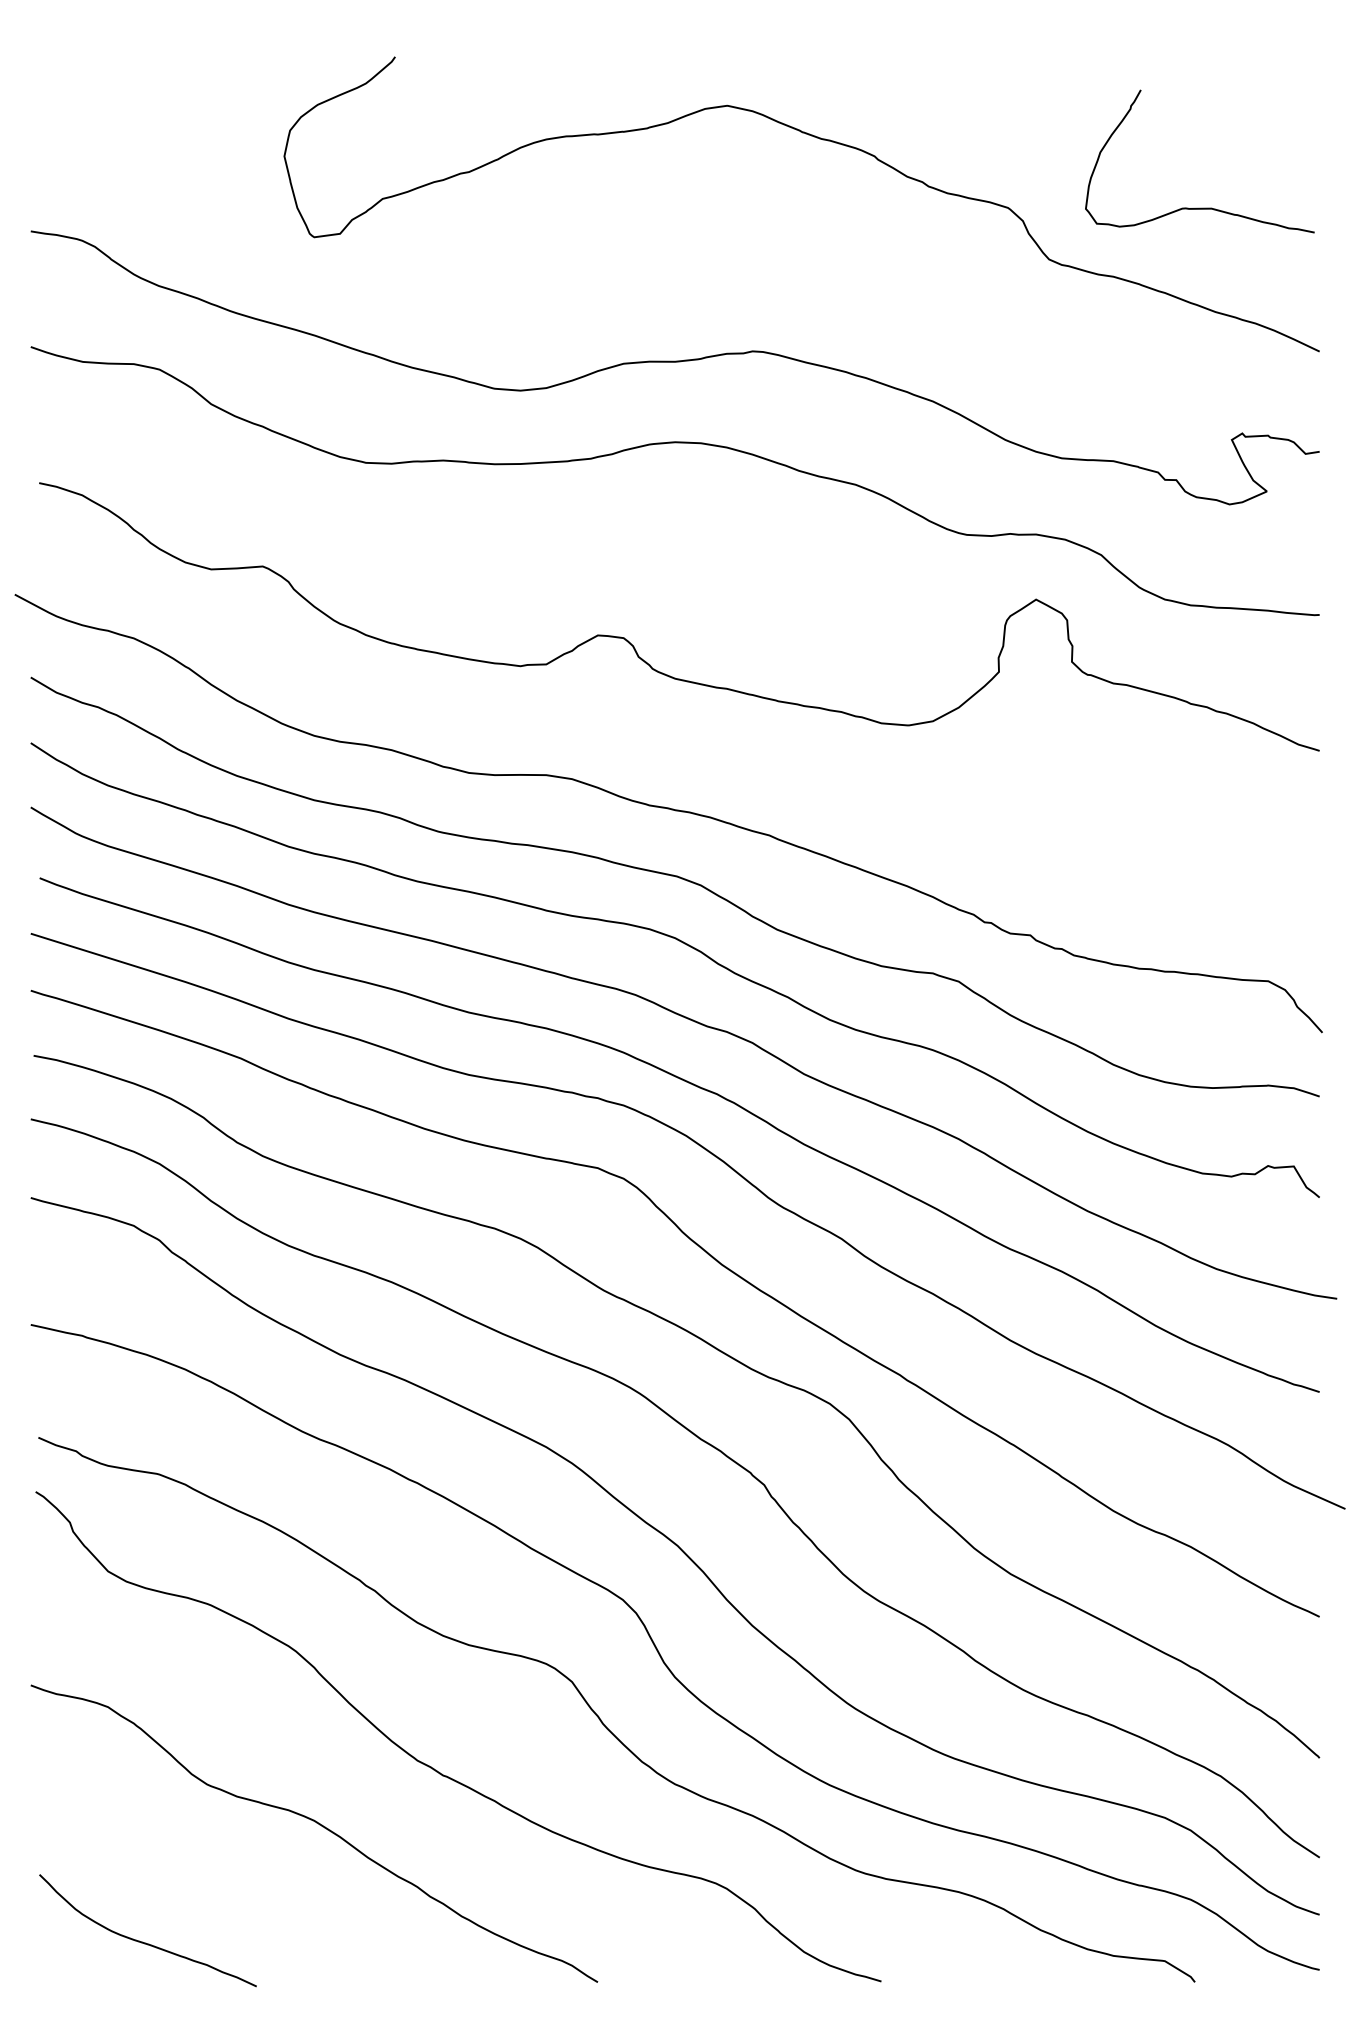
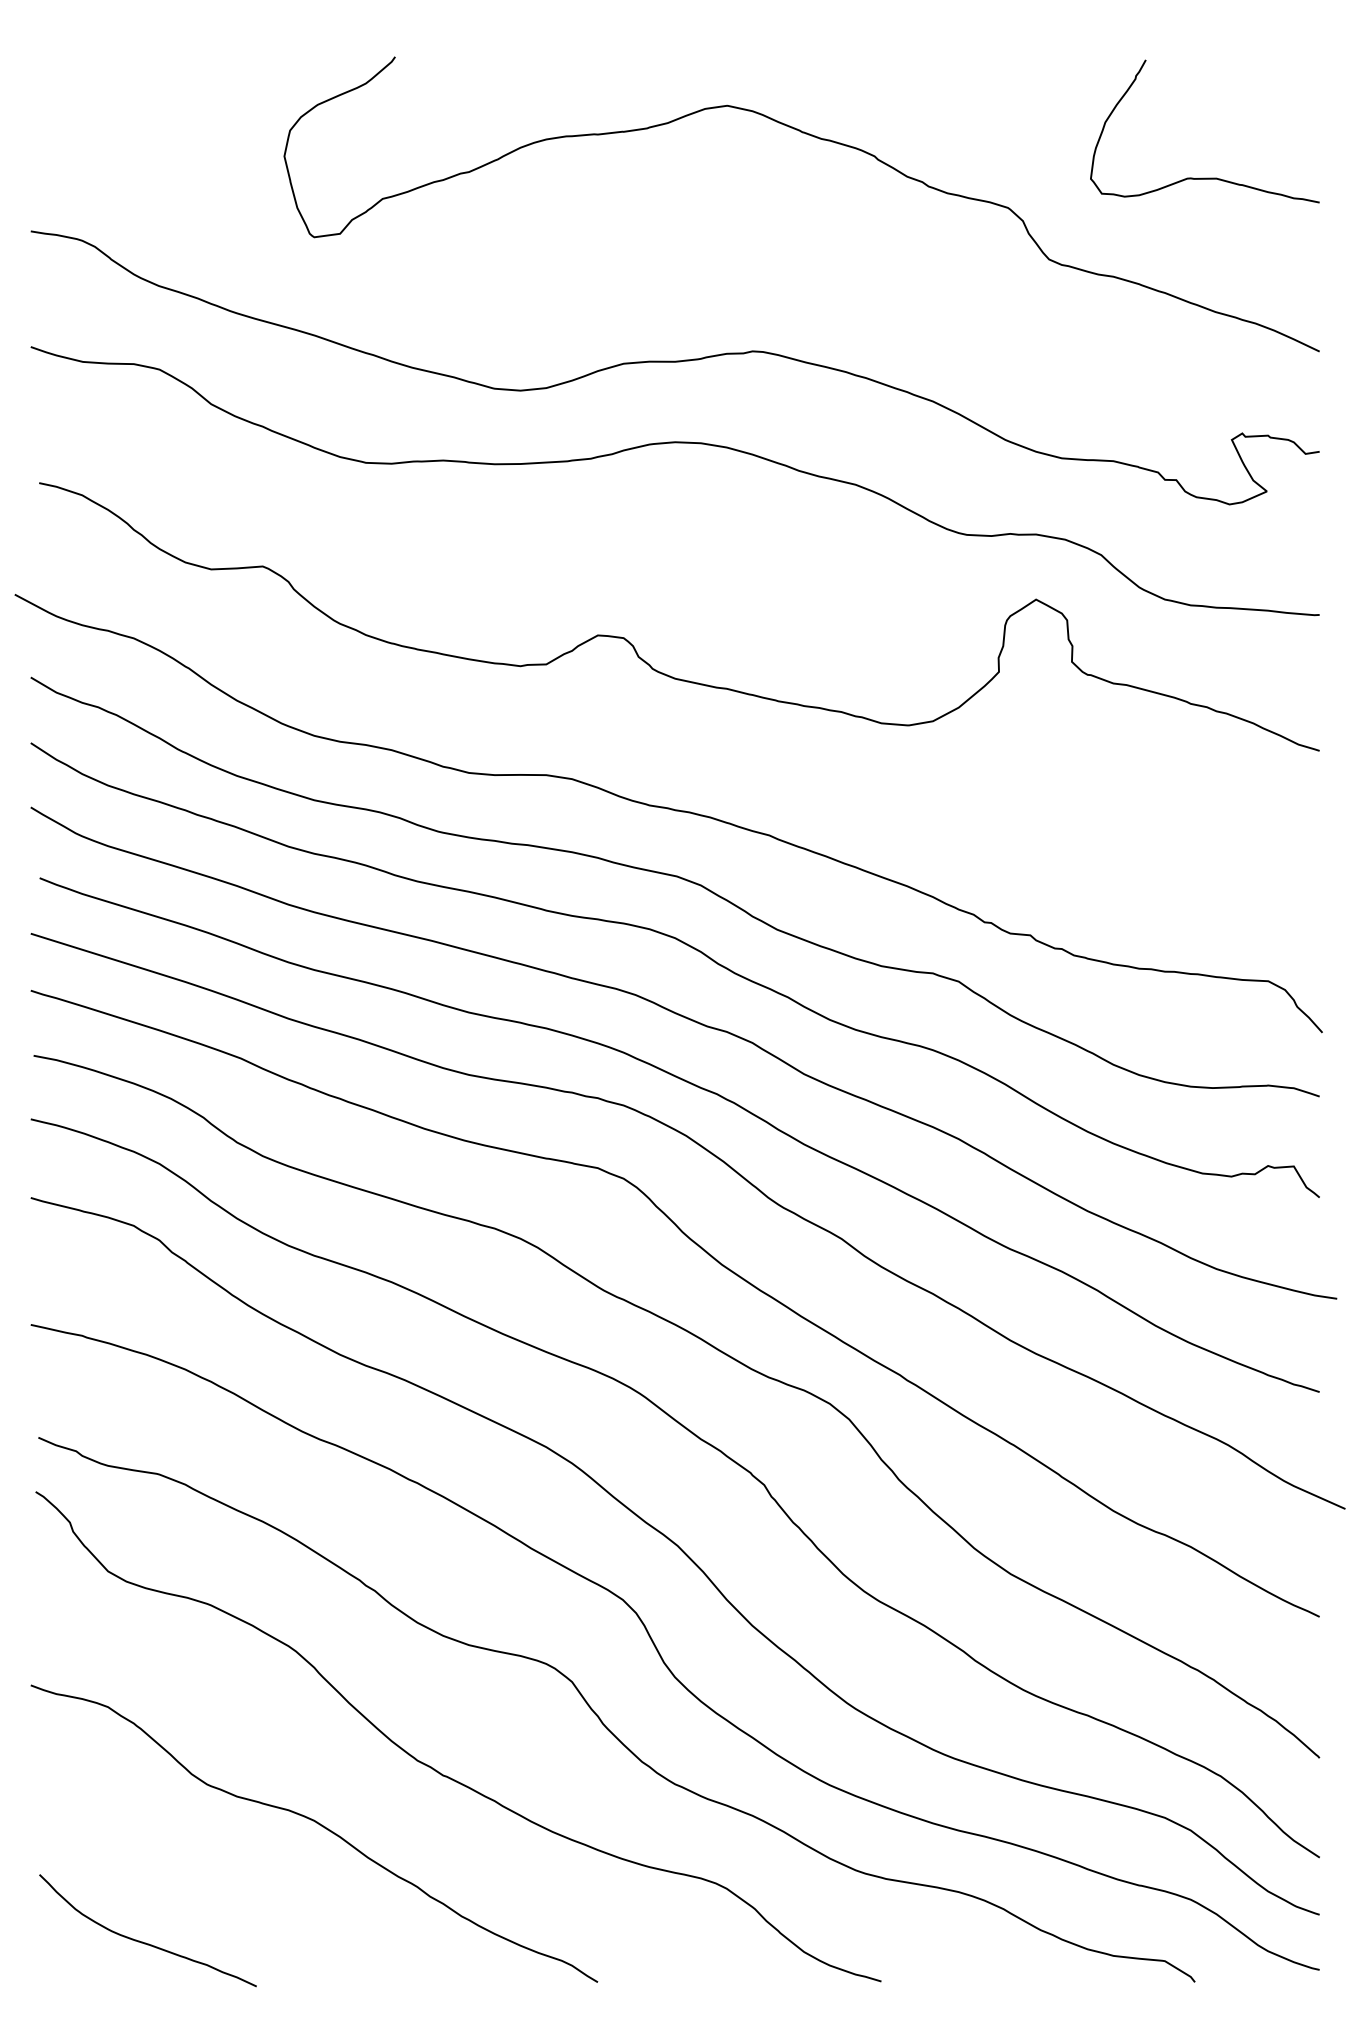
curve position: (1199, 207) -> (1204, 177) (1204, 177)
